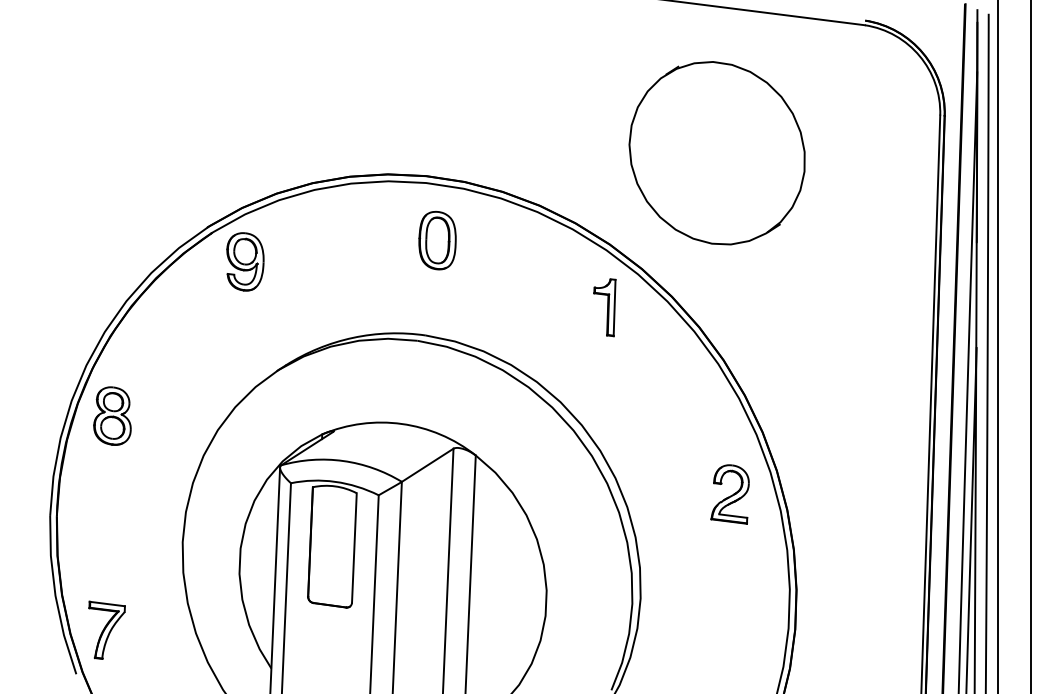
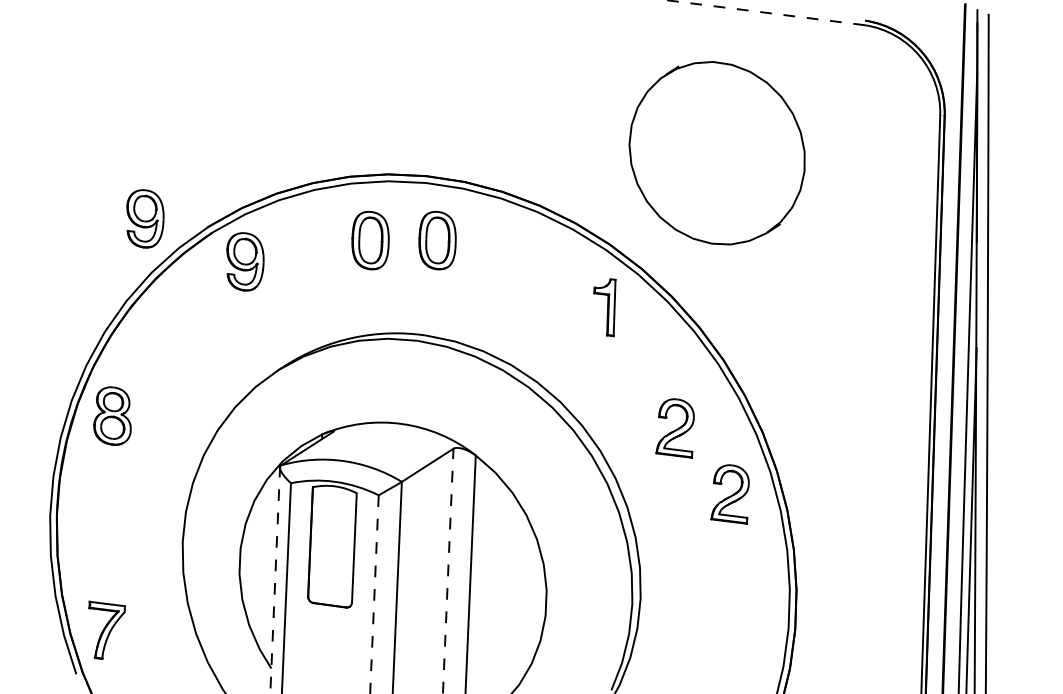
line: solid -> dashed (764, 12)
part: none -> present (145, 218)
part: none -> present (370, 240)
line: present -> none (998, 346)
line: present -> none (1031, 346)
part: none -> present (674, 428)
line: solid -> dashed (448, 570)
line: solid -> dashed (275, 579)
line: solid -> dashed (374, 595)
